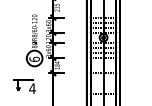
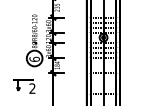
text: 4 -> 2 (32, 88)
